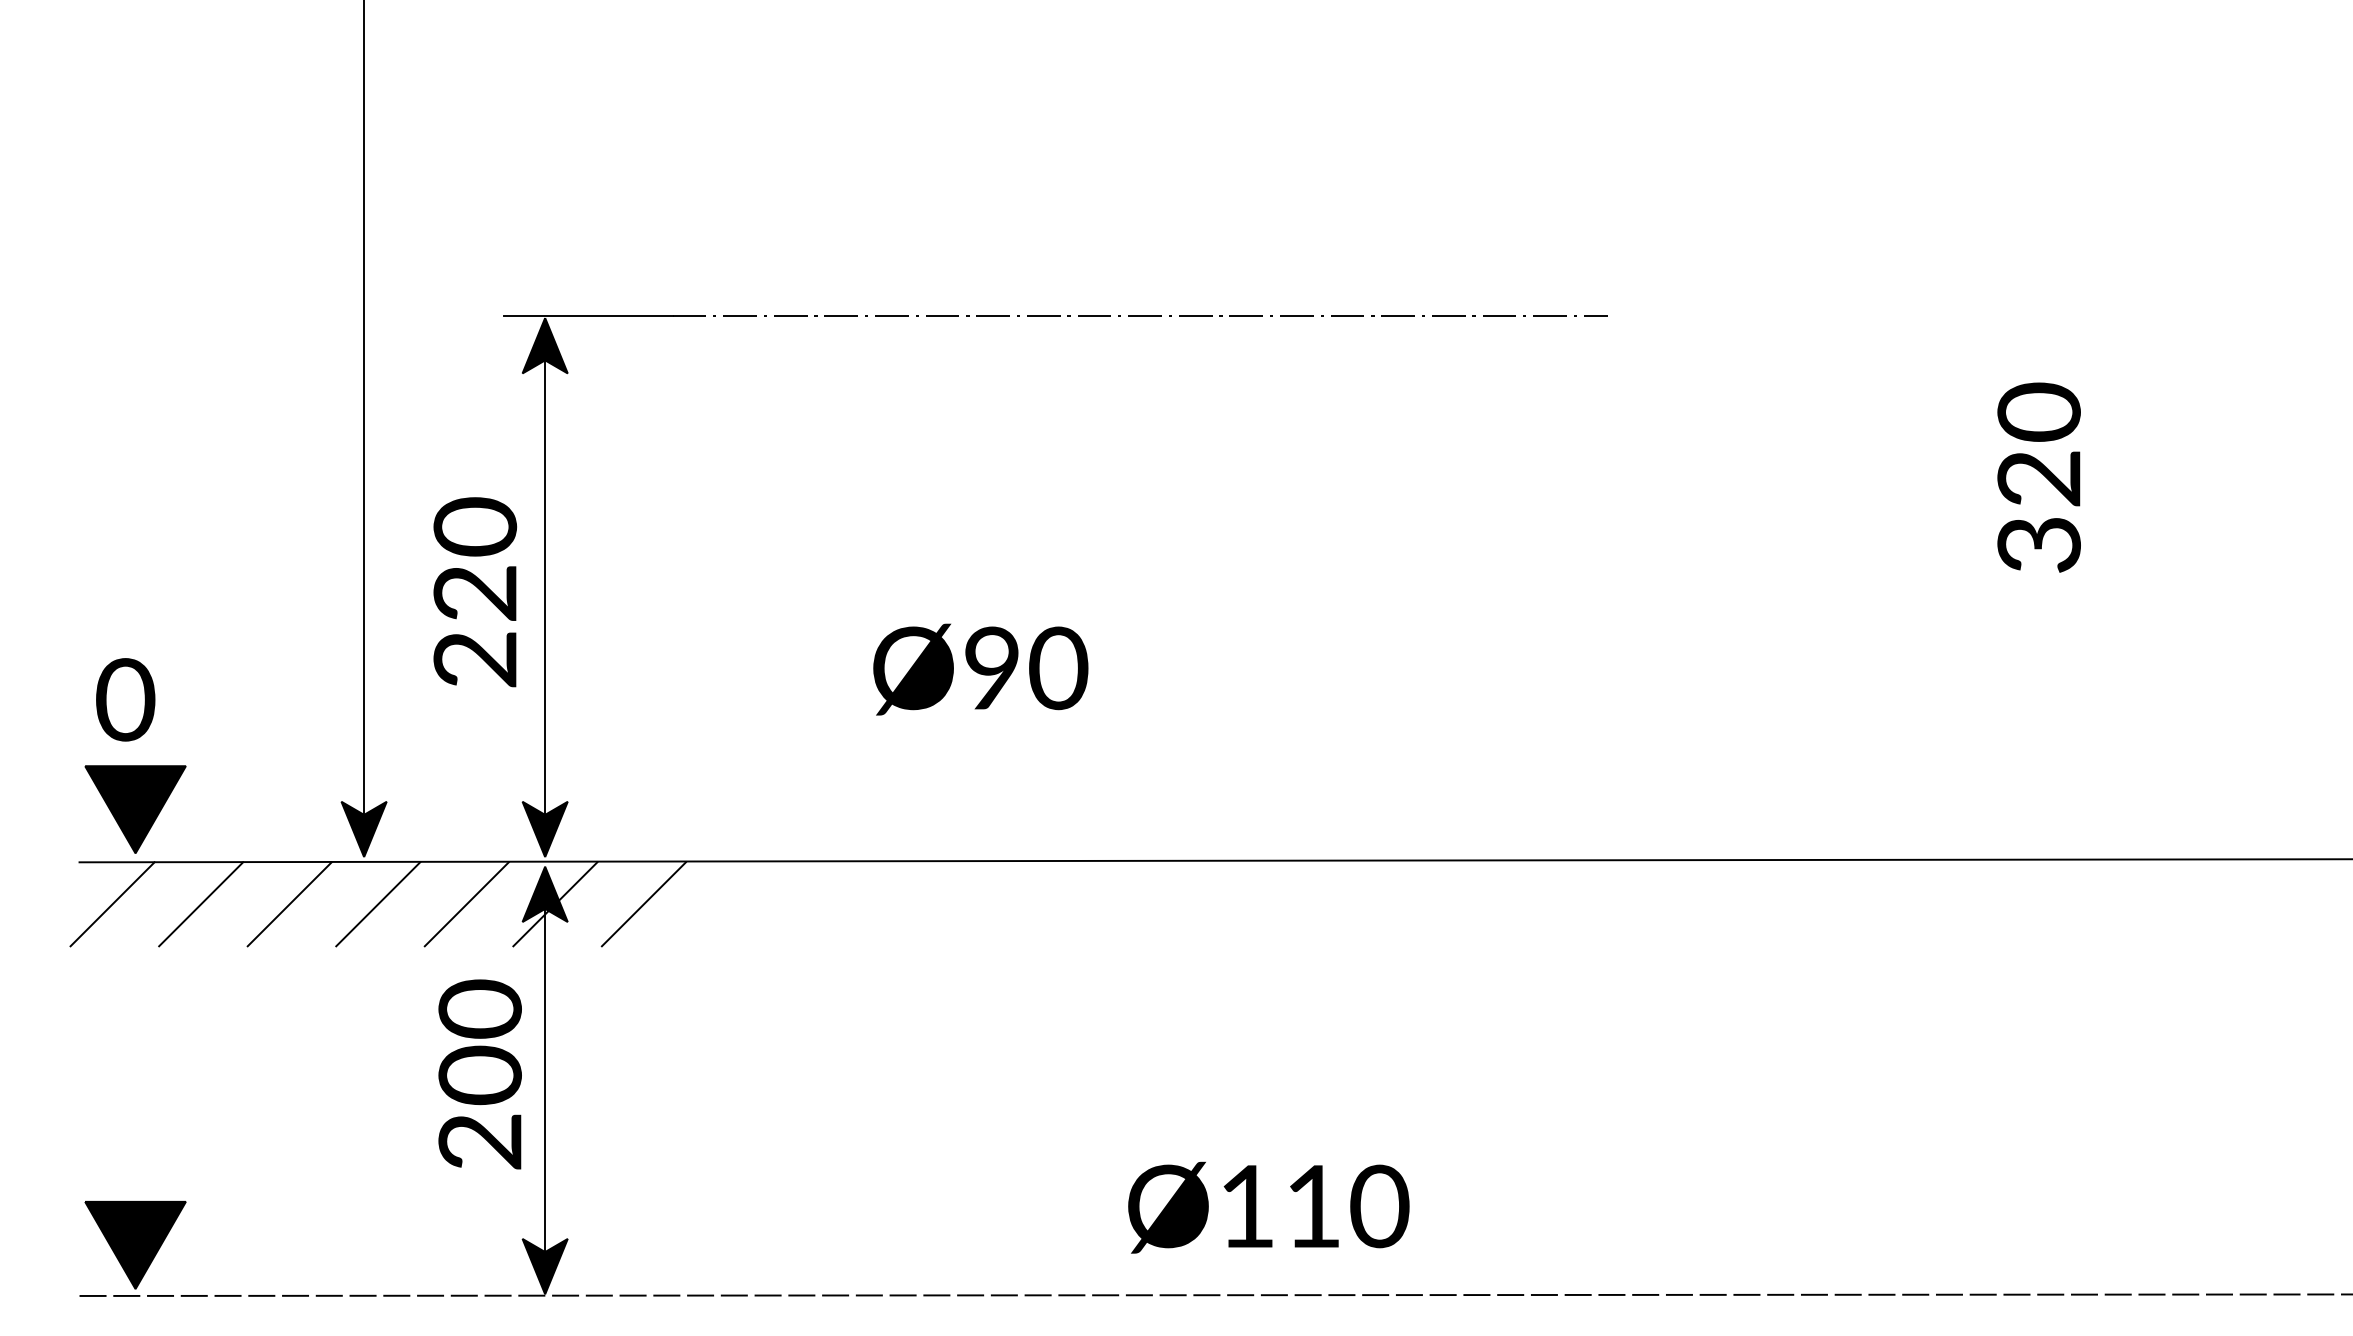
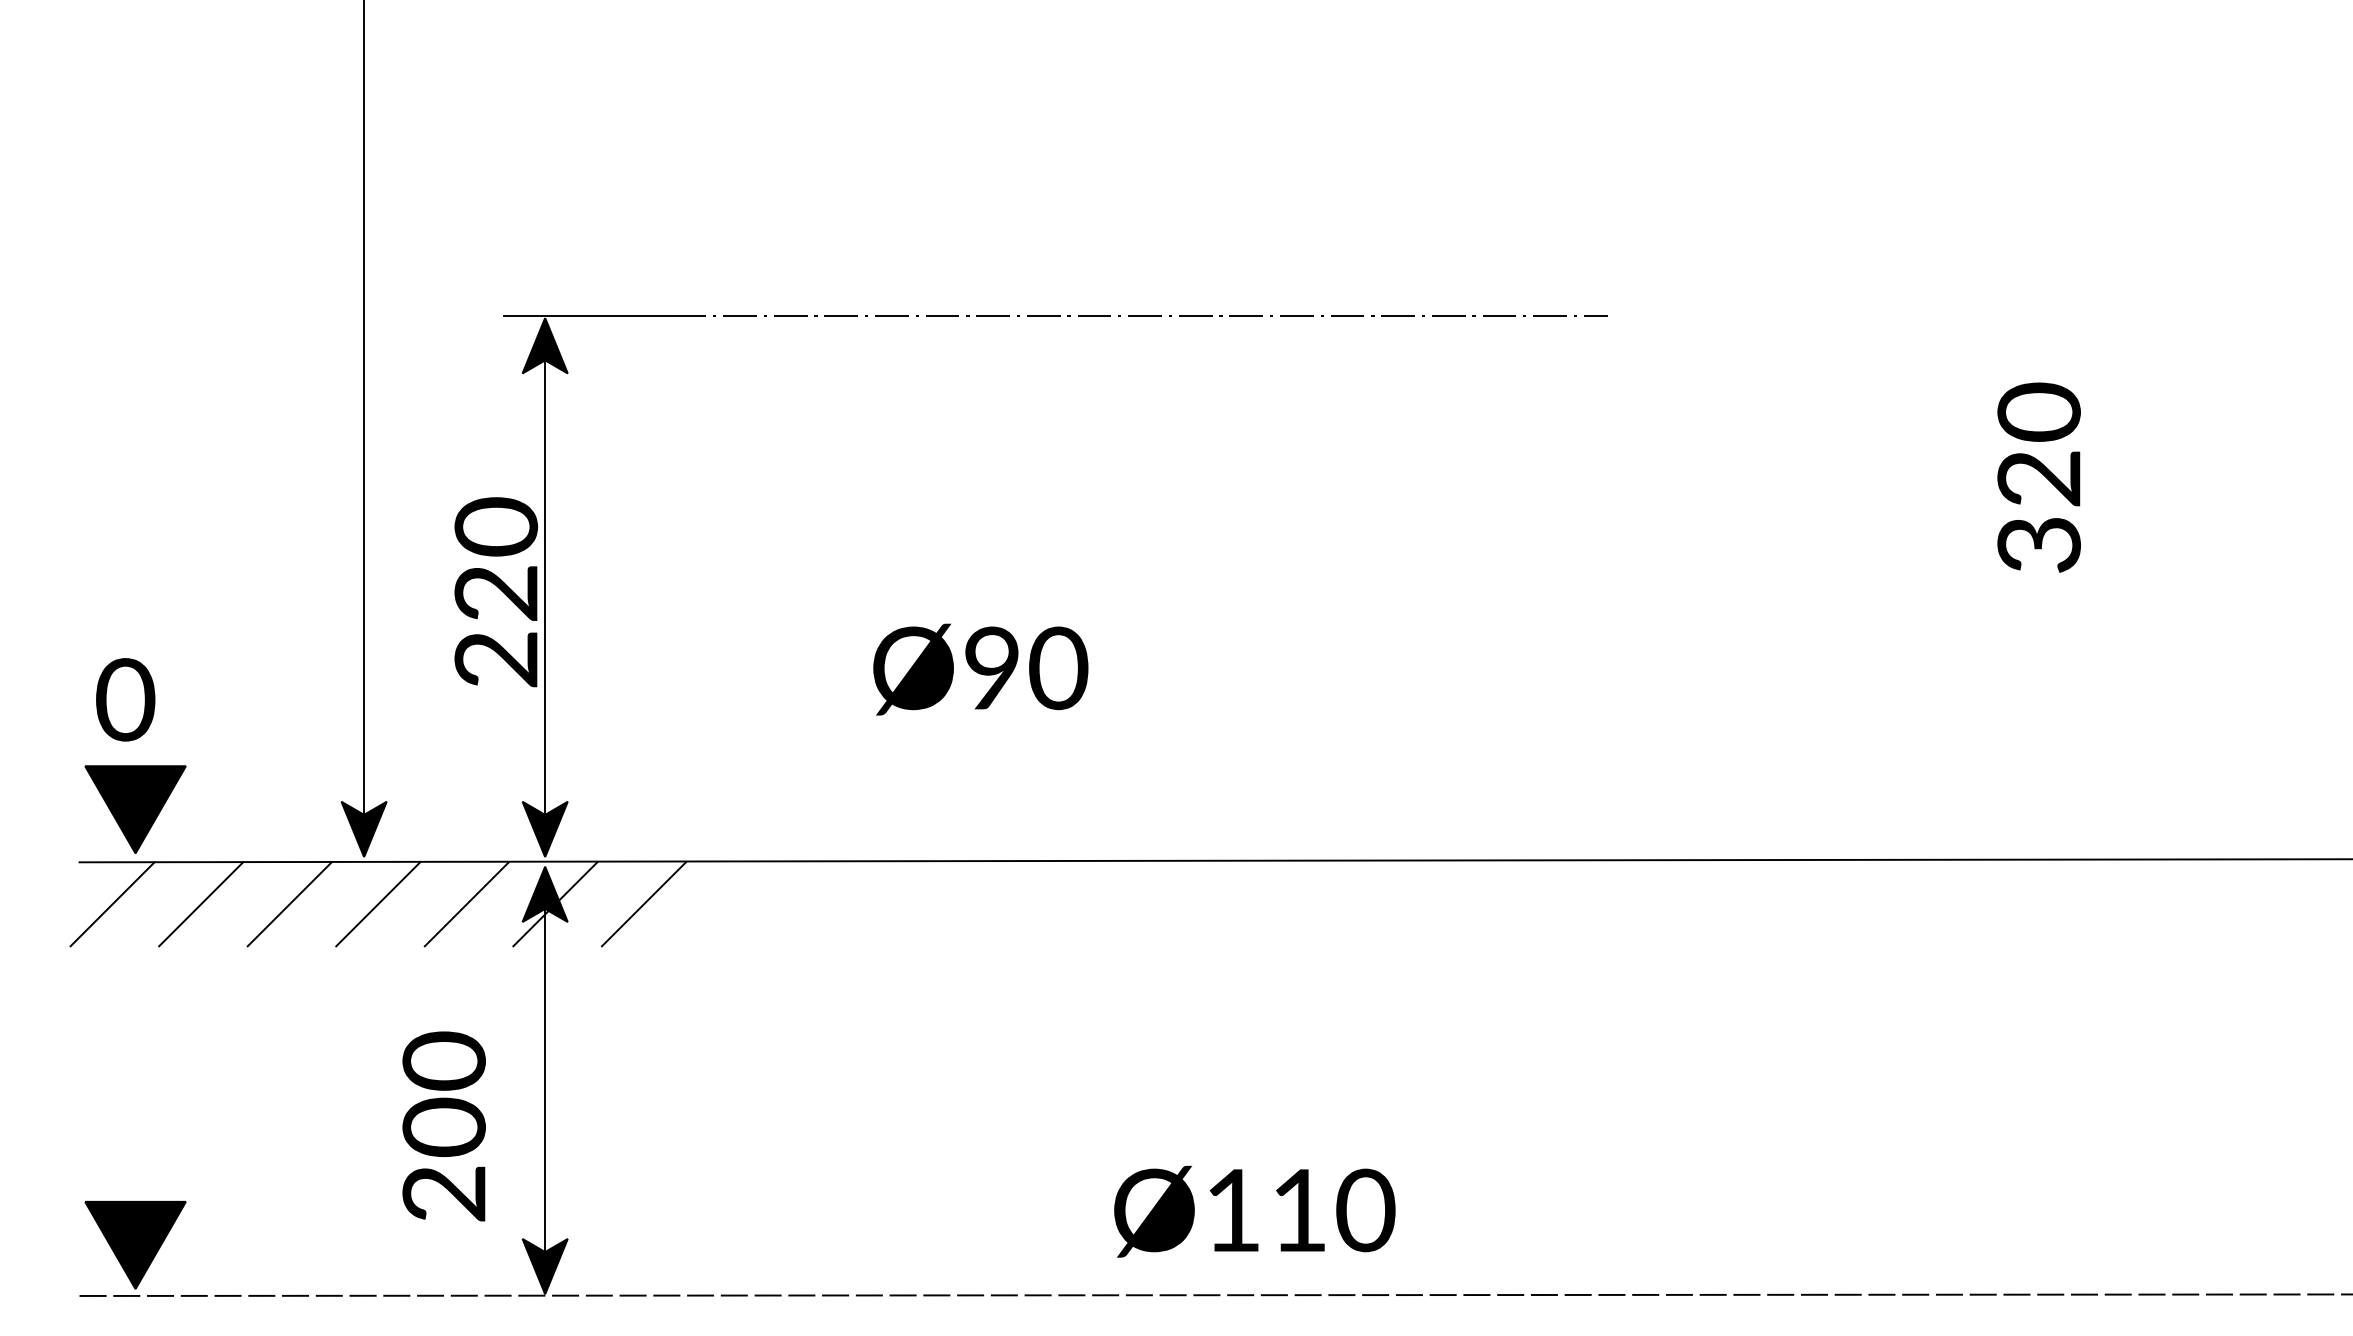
text position: (475, 592) -> (496, 592) (496, 592)
text position: (479, 1074) -> (443, 1126) (443, 1126)
text position: (1268, 1207) -> (1254, 1211) (1254, 1211)
